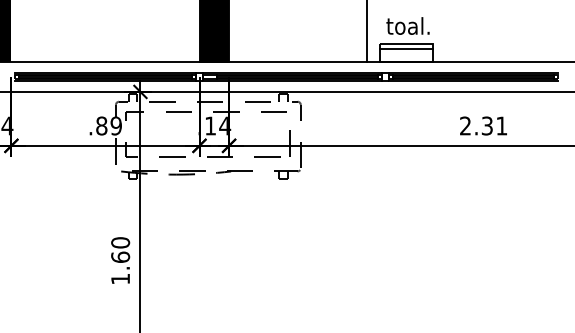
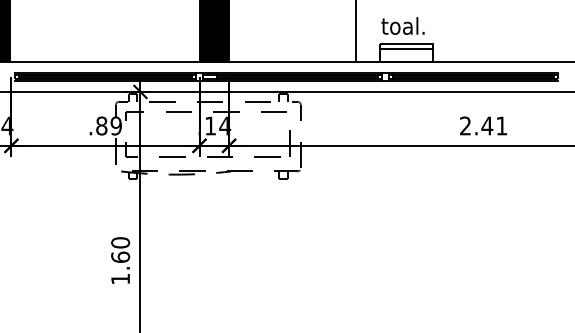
text position: (407, 25) -> (402, 25) (402, 25)
line position: (366, 32) -> (355, 32) (355, 32)
text: 2.31 -> 2.41 (487, 125)
